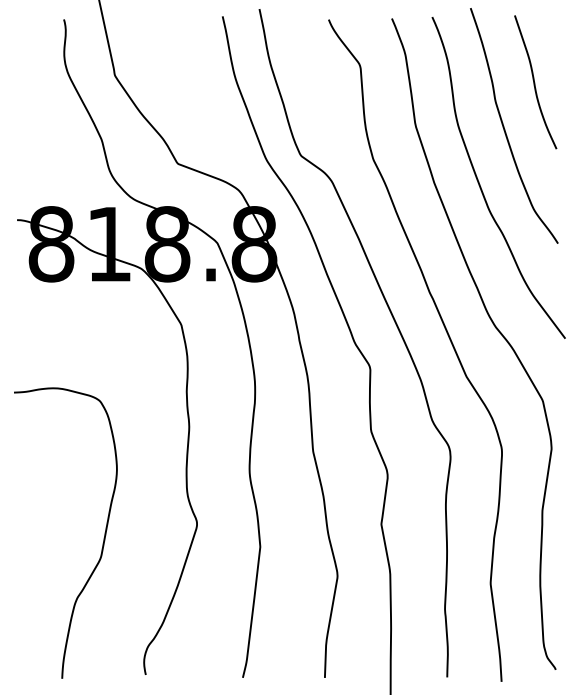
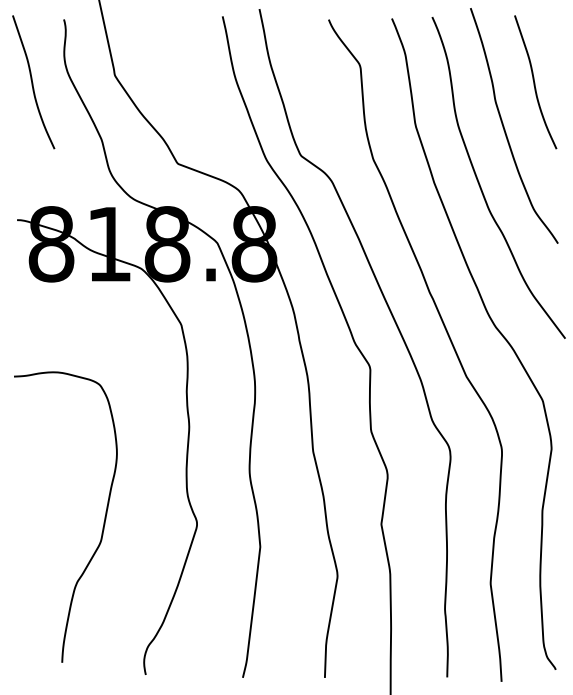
curve: none -> present (33, 82)
curve position: (103, 538) -> (103, 522) (103, 522)
